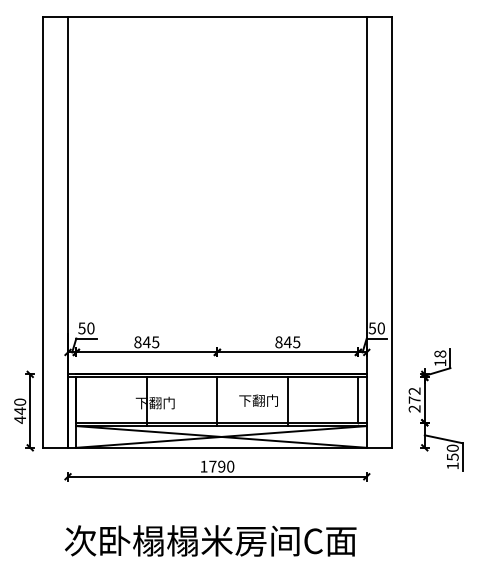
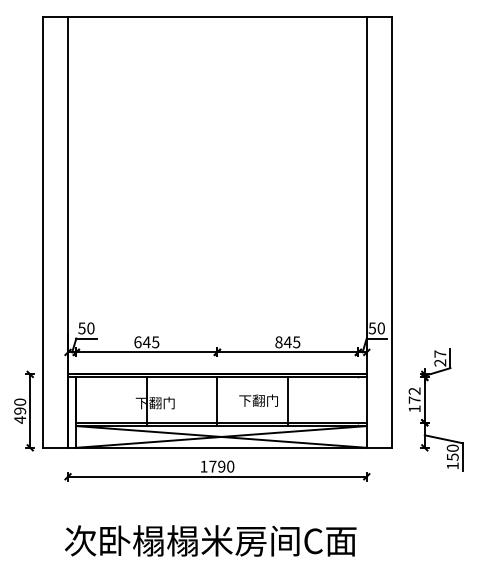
text: 845 -> 645 (137, 342)
text: 18 -> 27 (440, 358)
line: present -> none (358, 399)
text: 272 -> 172 (414, 408)
text: 440 -> 490 (20, 411)
